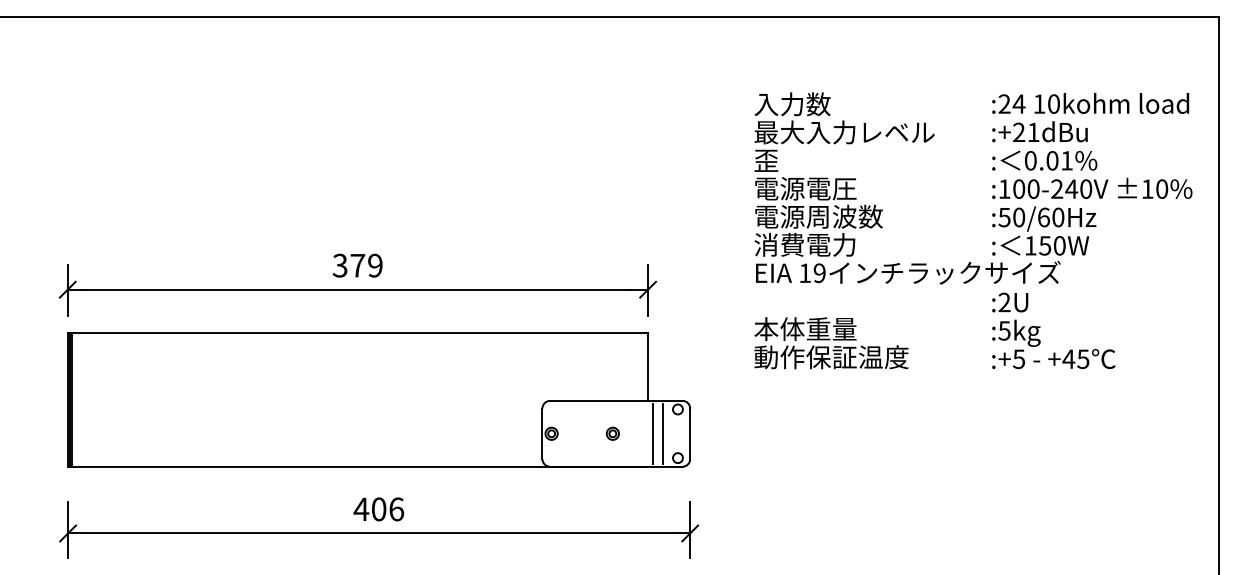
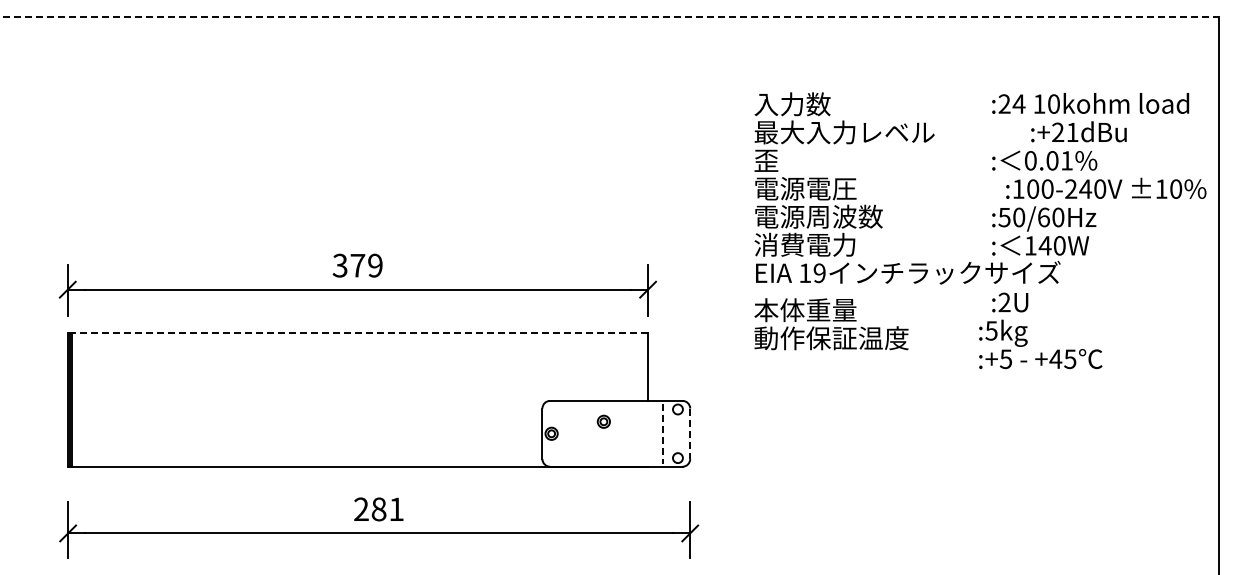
line: solid -> dashed (610, 17)
text position: (1039, 131) -> (1078, 131) (1078, 131)
text position: (1092, 187) -> (1106, 187) (1106, 187)
text: 150W -> 140W (1044, 245)
line: solid -> dashed (357, 332)
text position: (831, 343) -> (831, 324) (831, 324)
text position: (1053, 344) -> (1040, 344) (1040, 344)
part position: (612, 433) -> (603, 421) (603, 421)
line: present -> none (653, 433)
line: solid -> dashed (662, 433)
line: solid -> dashed (690, 434)
text: 406 -> 281 (378, 509)
